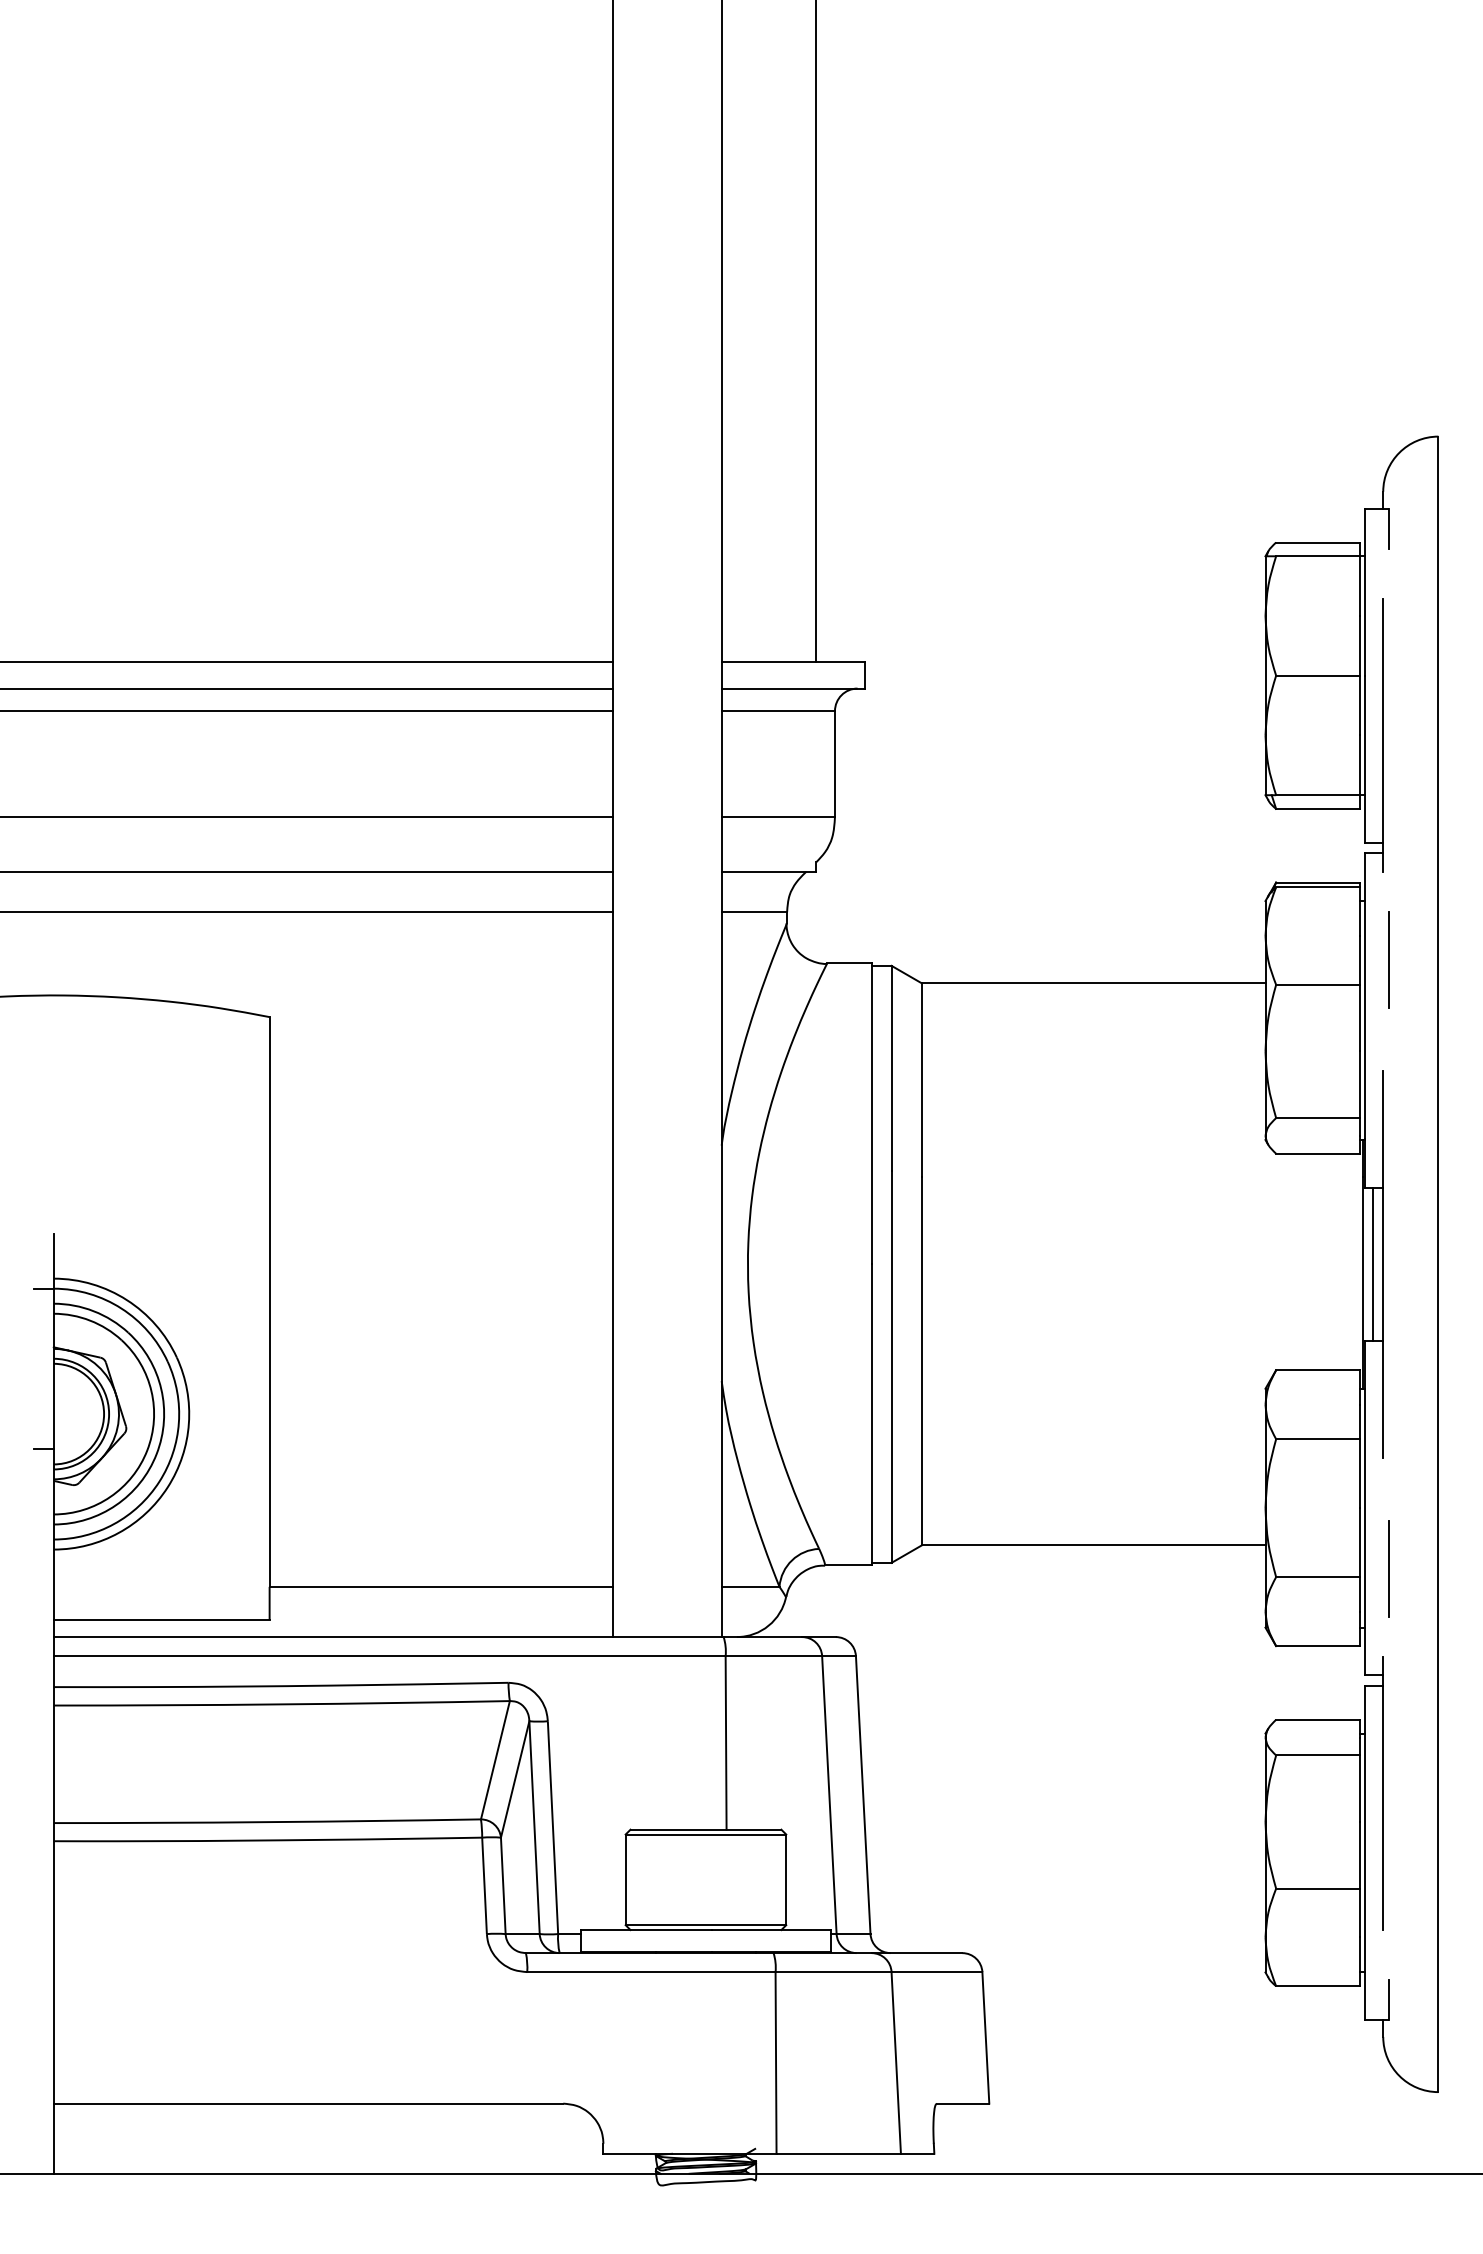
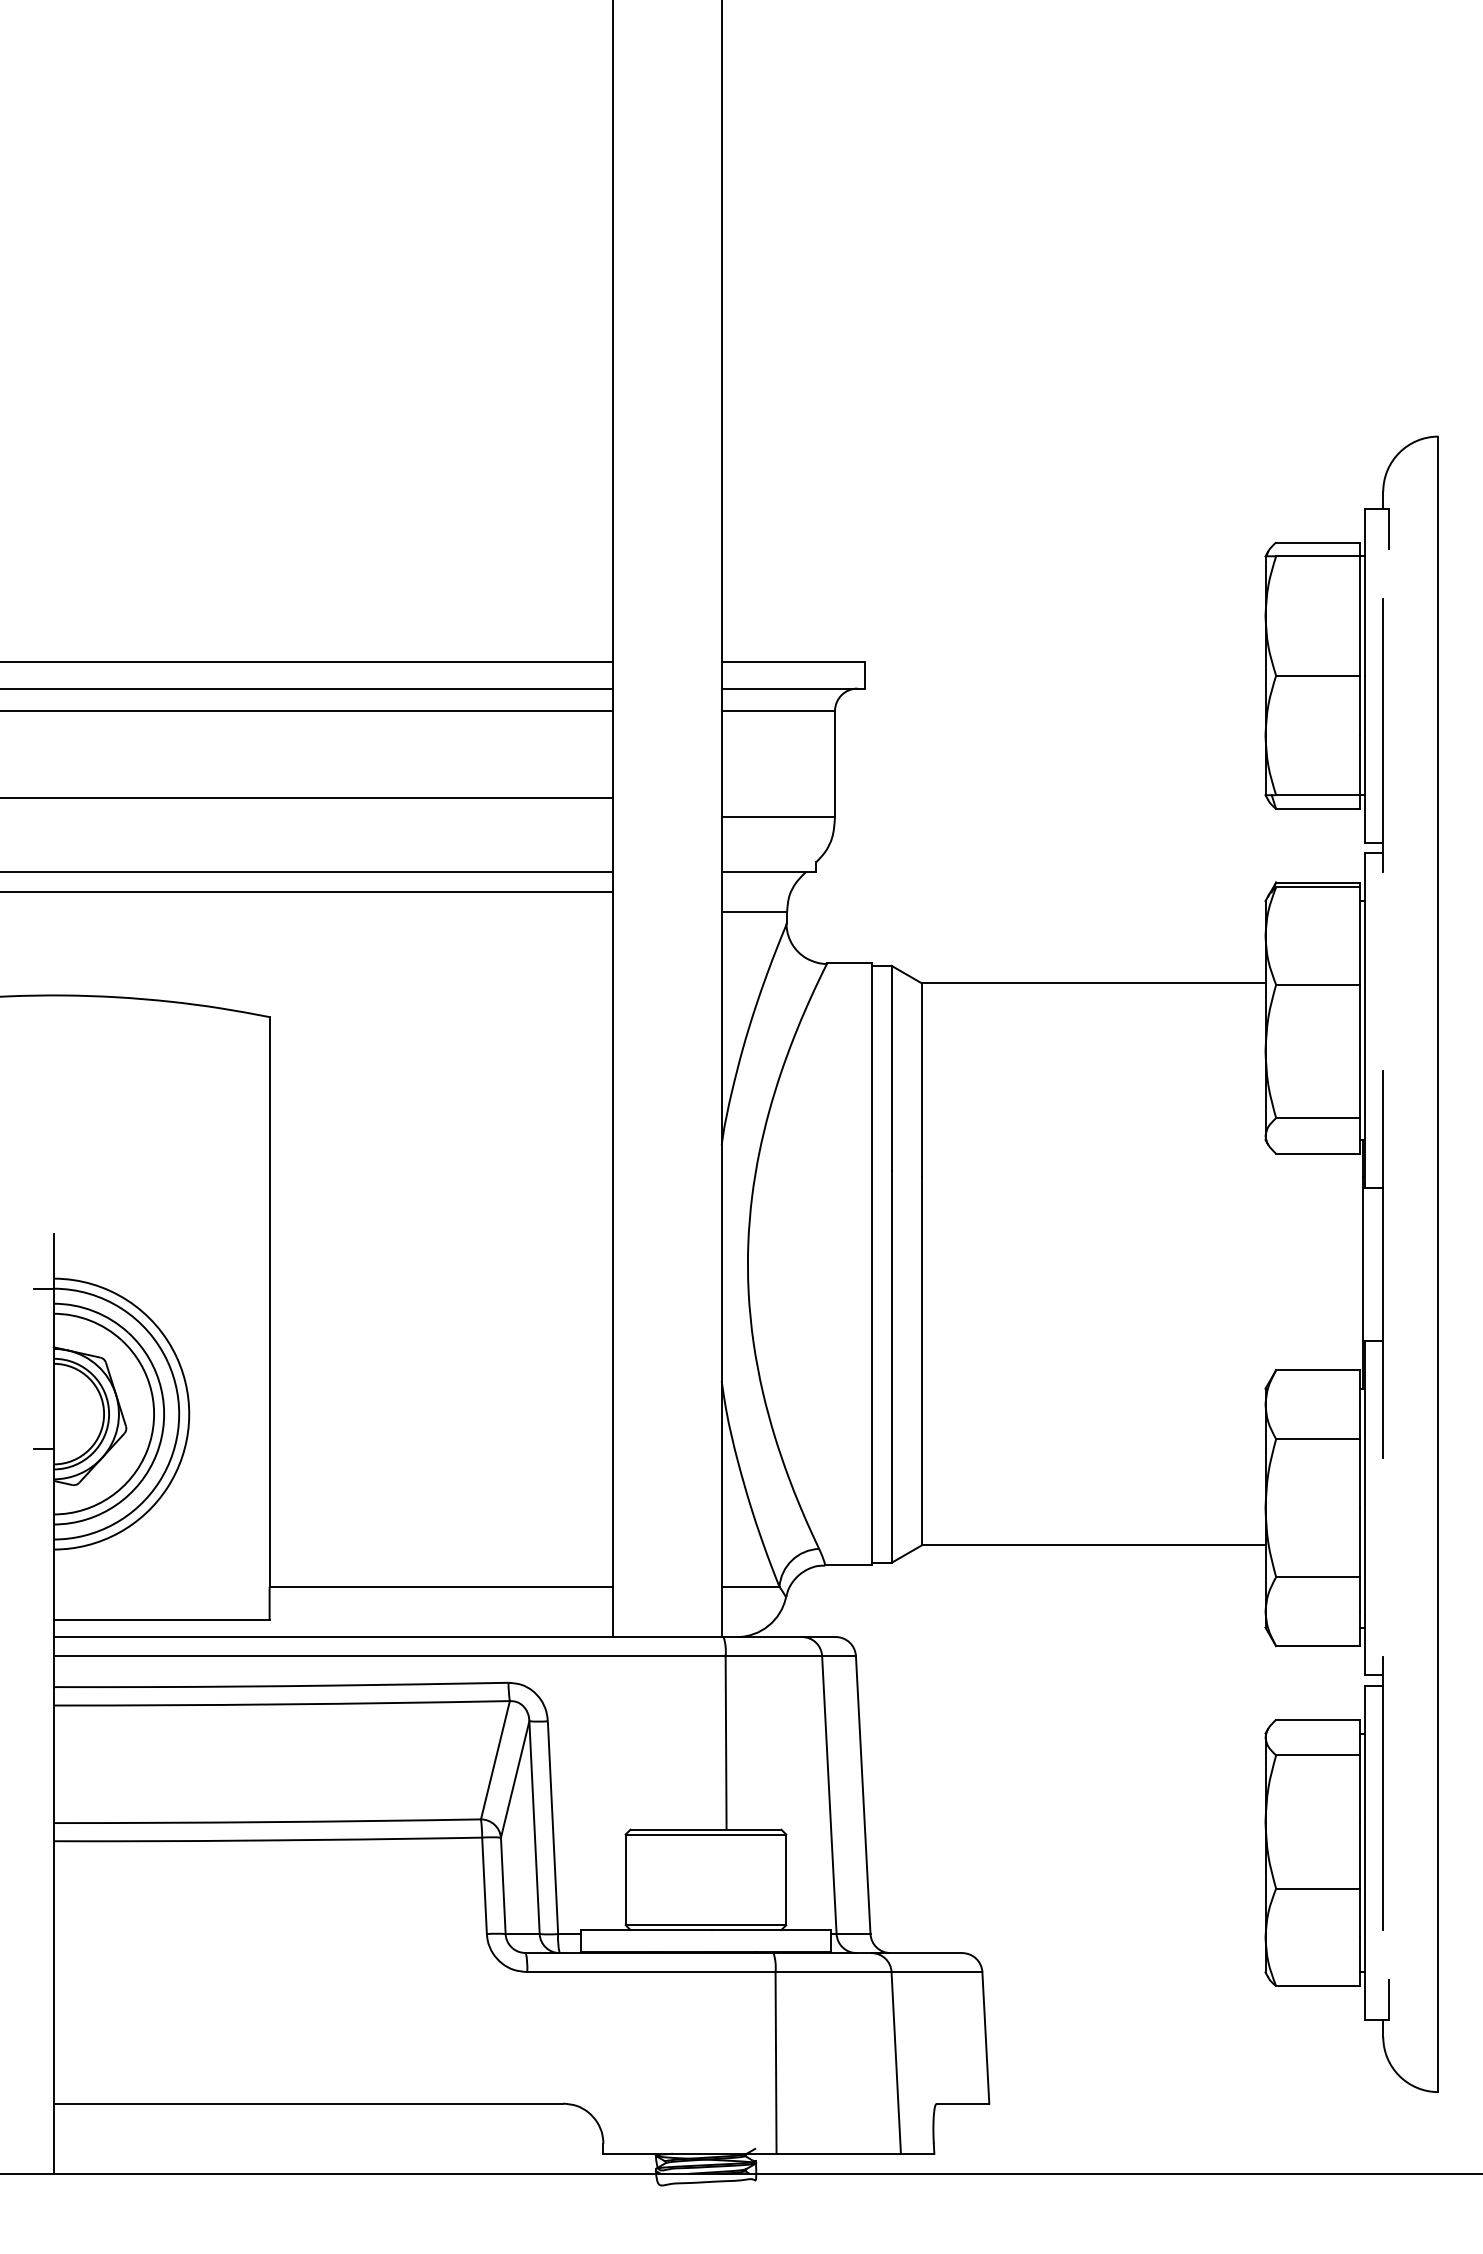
line: present -> none (816, 332)
line position: (307, 817) -> (307, 798) (307, 798)
line position: (307, 912) -> (307, 892) (307, 892)
line: present -> none (1388, 959)
line: present -> none (1372, 1264)
line: present -> none (1388, 1568)
